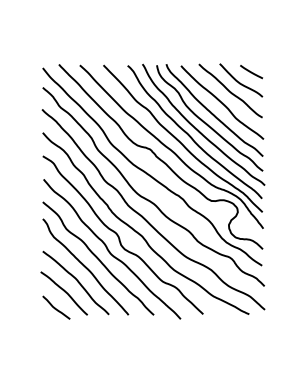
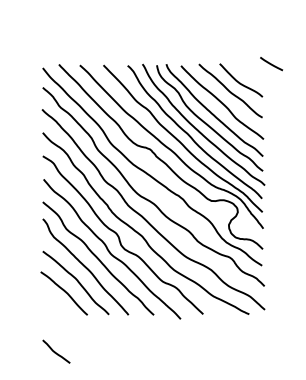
line position: (251, 72) -> (271, 64) (271, 64)
curve position: (55, 307) -> (55, 351) (55, 351)
